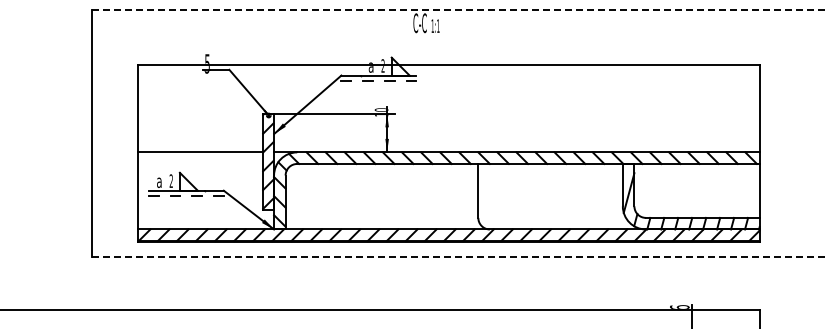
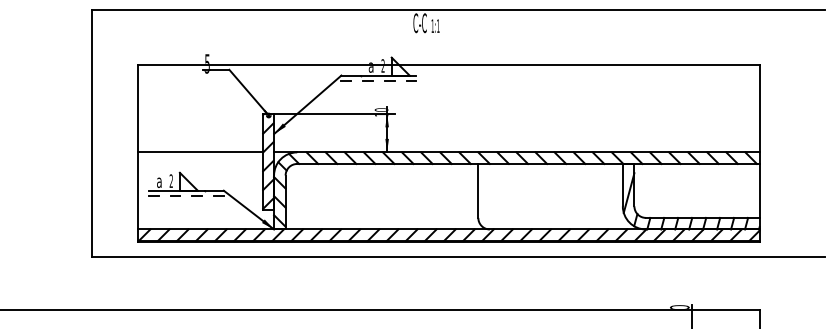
line: dashed -> solid (458, 9)
line: dashed -> solid (458, 257)
text: 6 -> 0 (679, 306)
